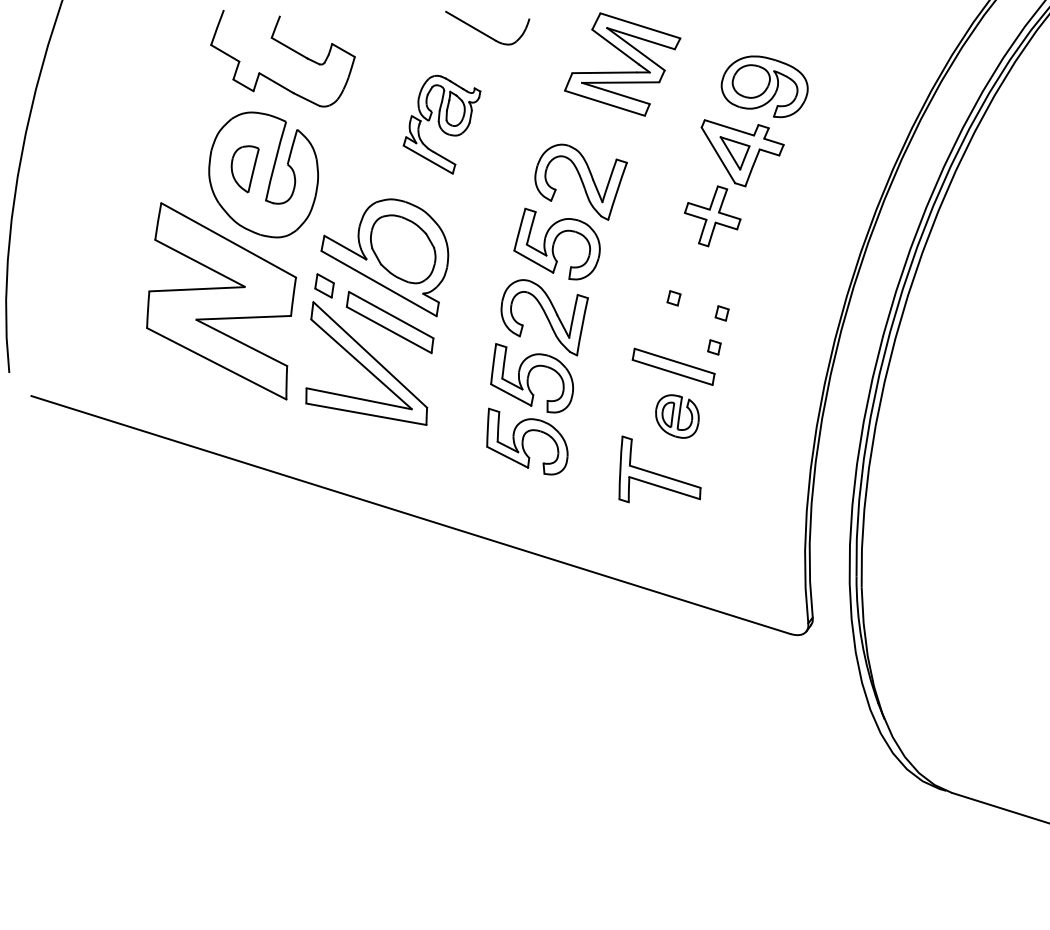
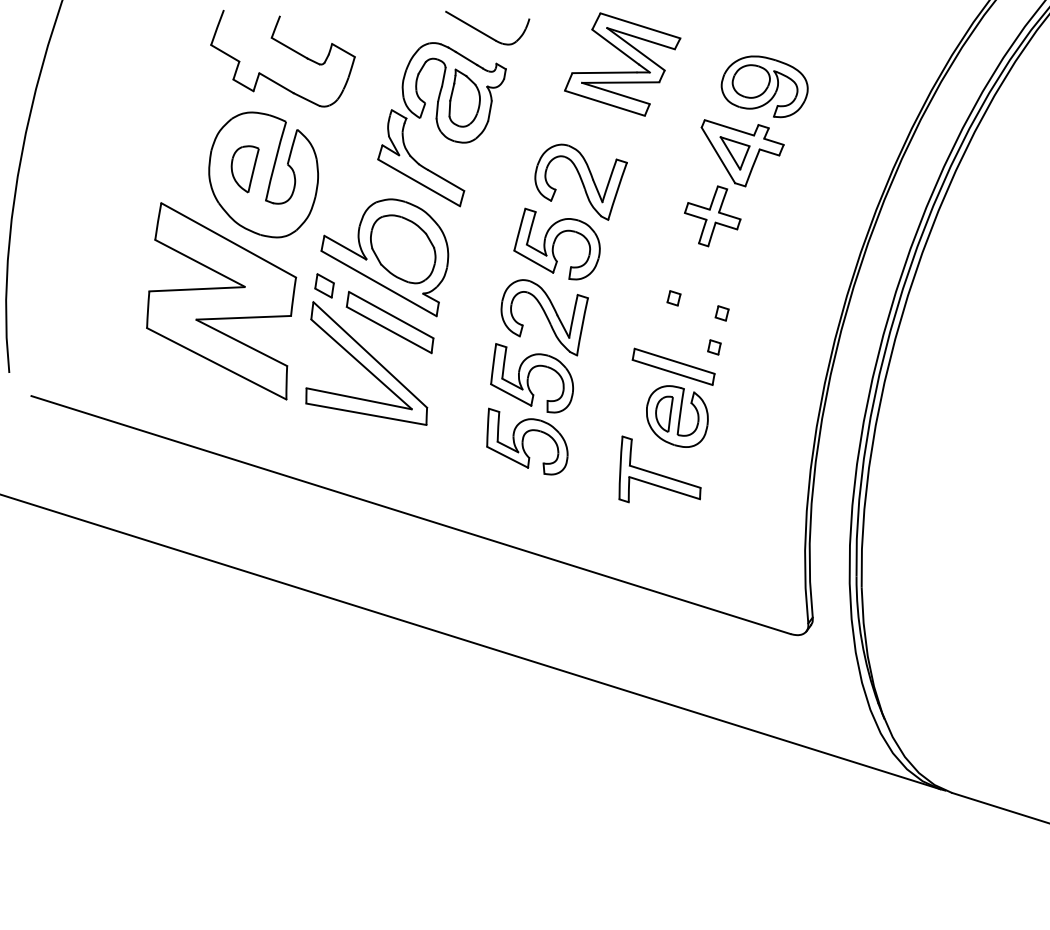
part size: 80x100 px -> 130x166 px (441, 124)
part size: 45x45 px -> 63x63 px (677, 416)
line: none -> present (471, 642)
